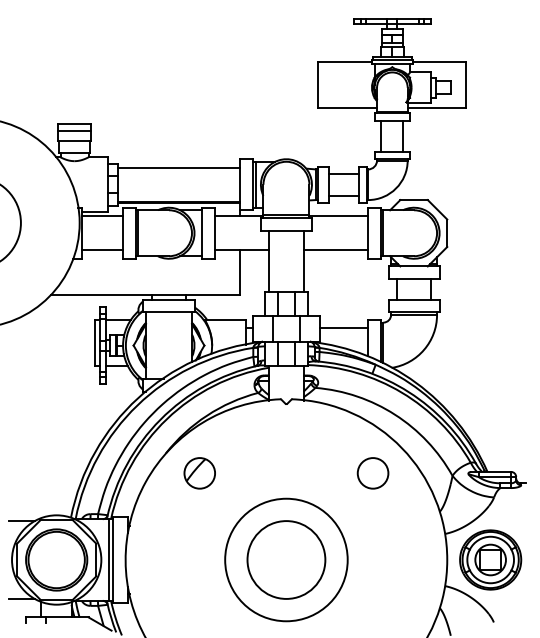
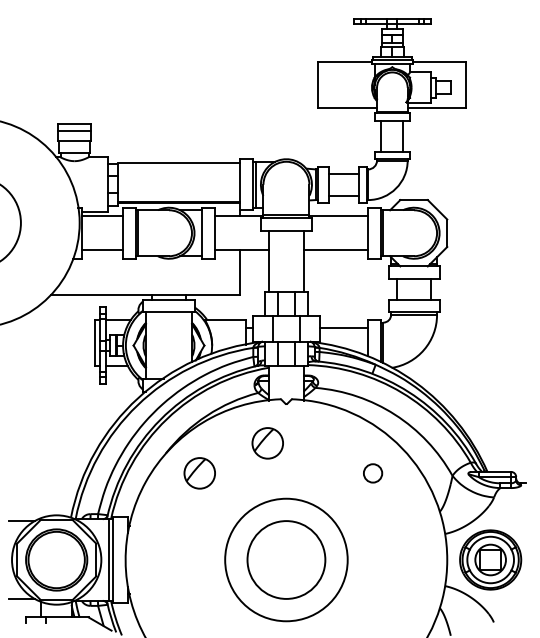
line position: (178, 167) -> (178, 162) (178, 162)
part: none -> present (267, 443)
circle size: 34x33 px -> 21x21 px (373, 473)
